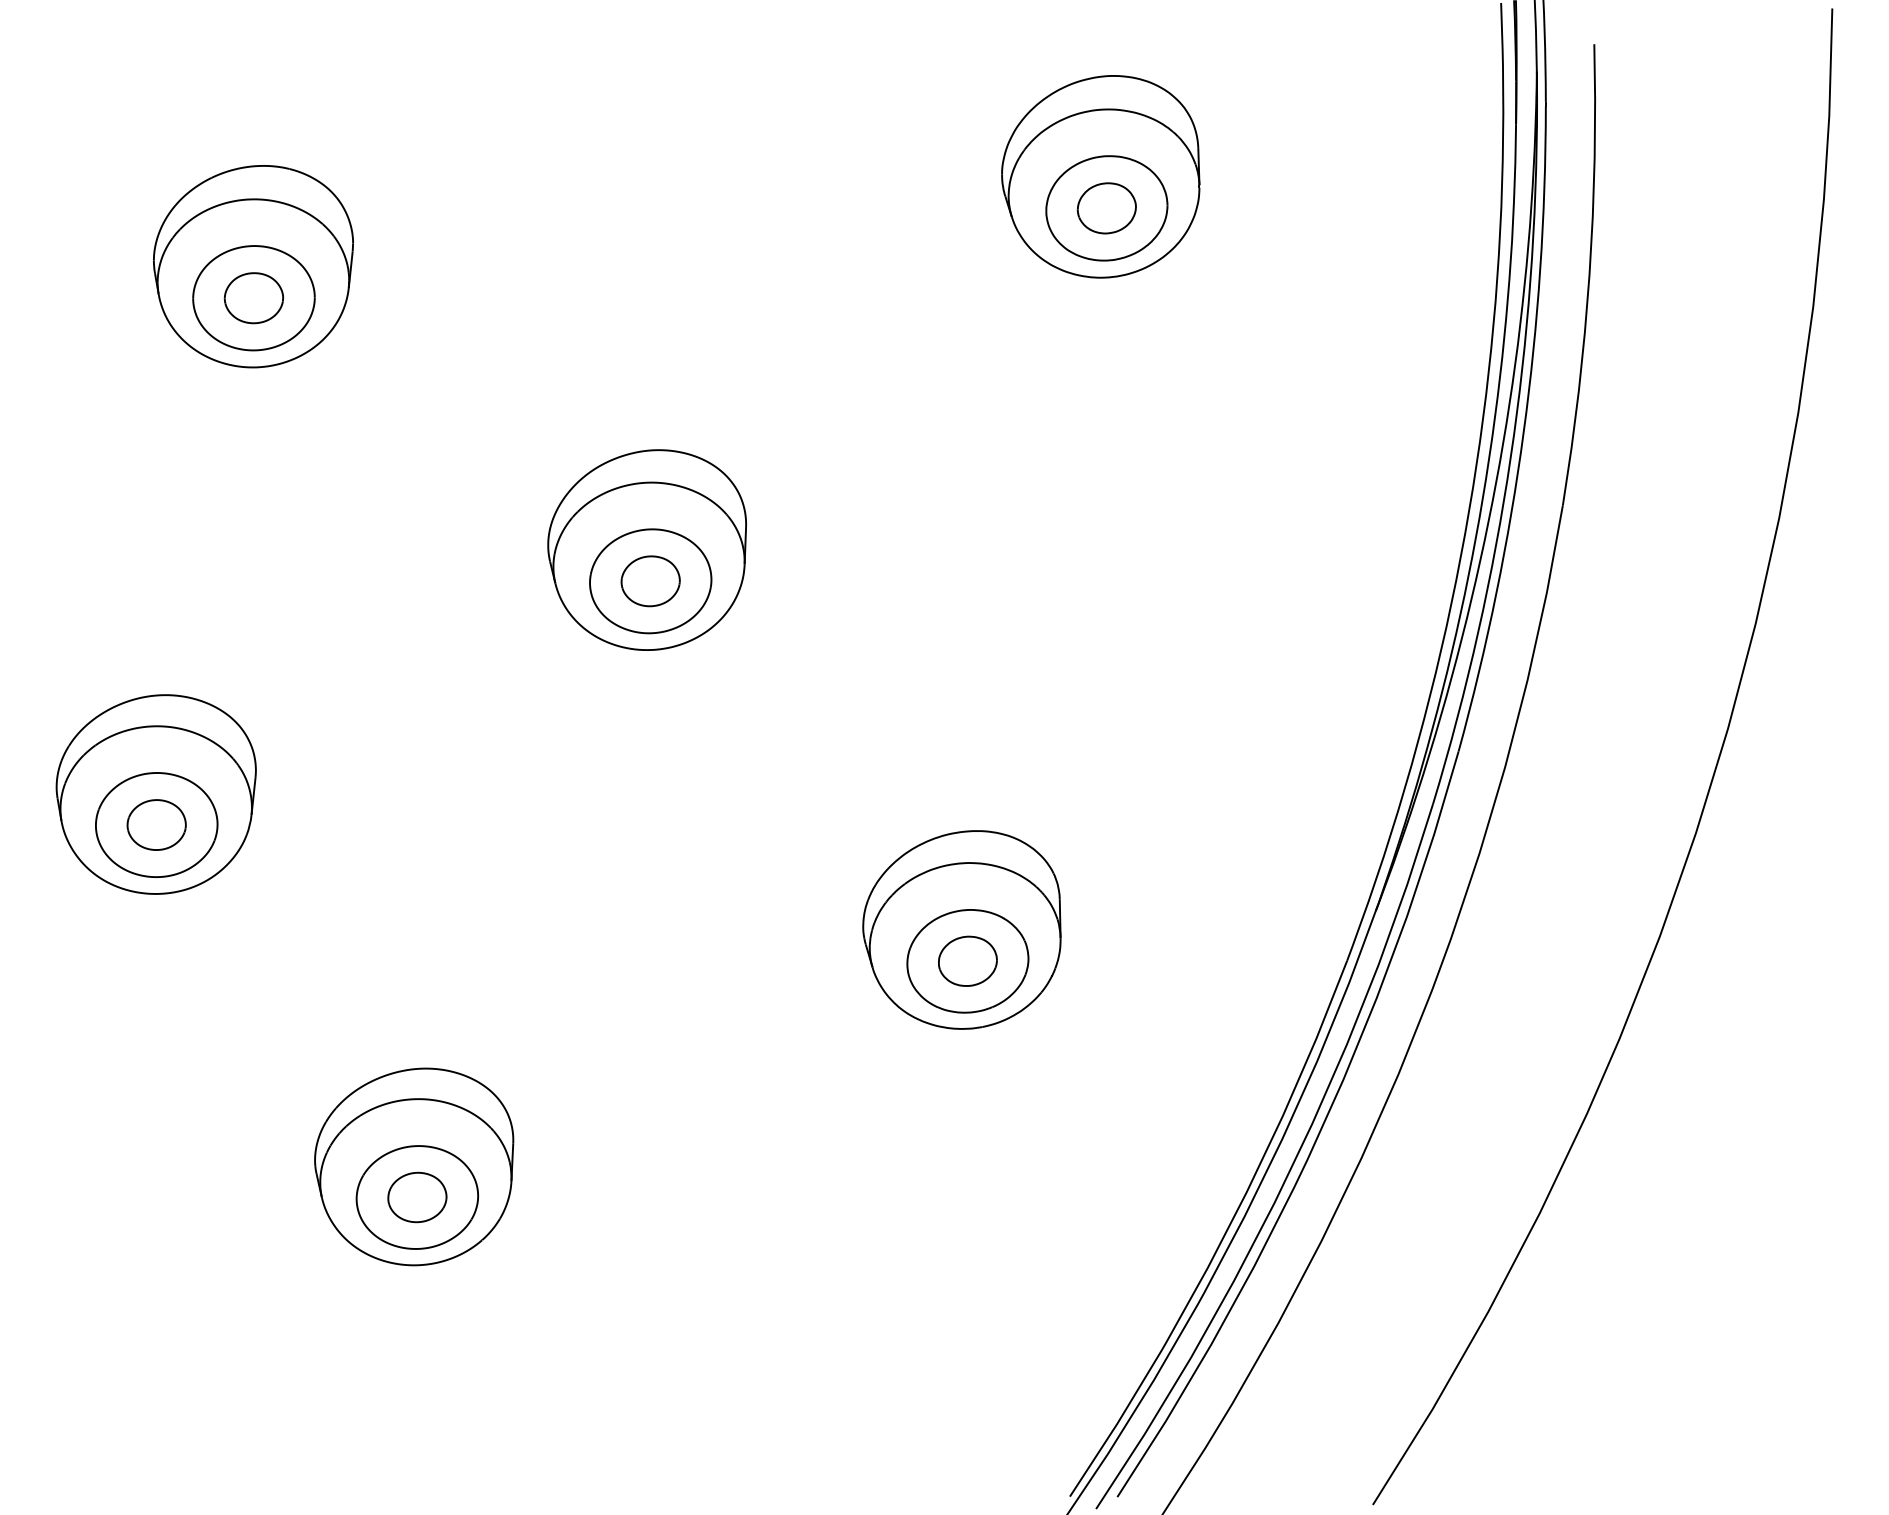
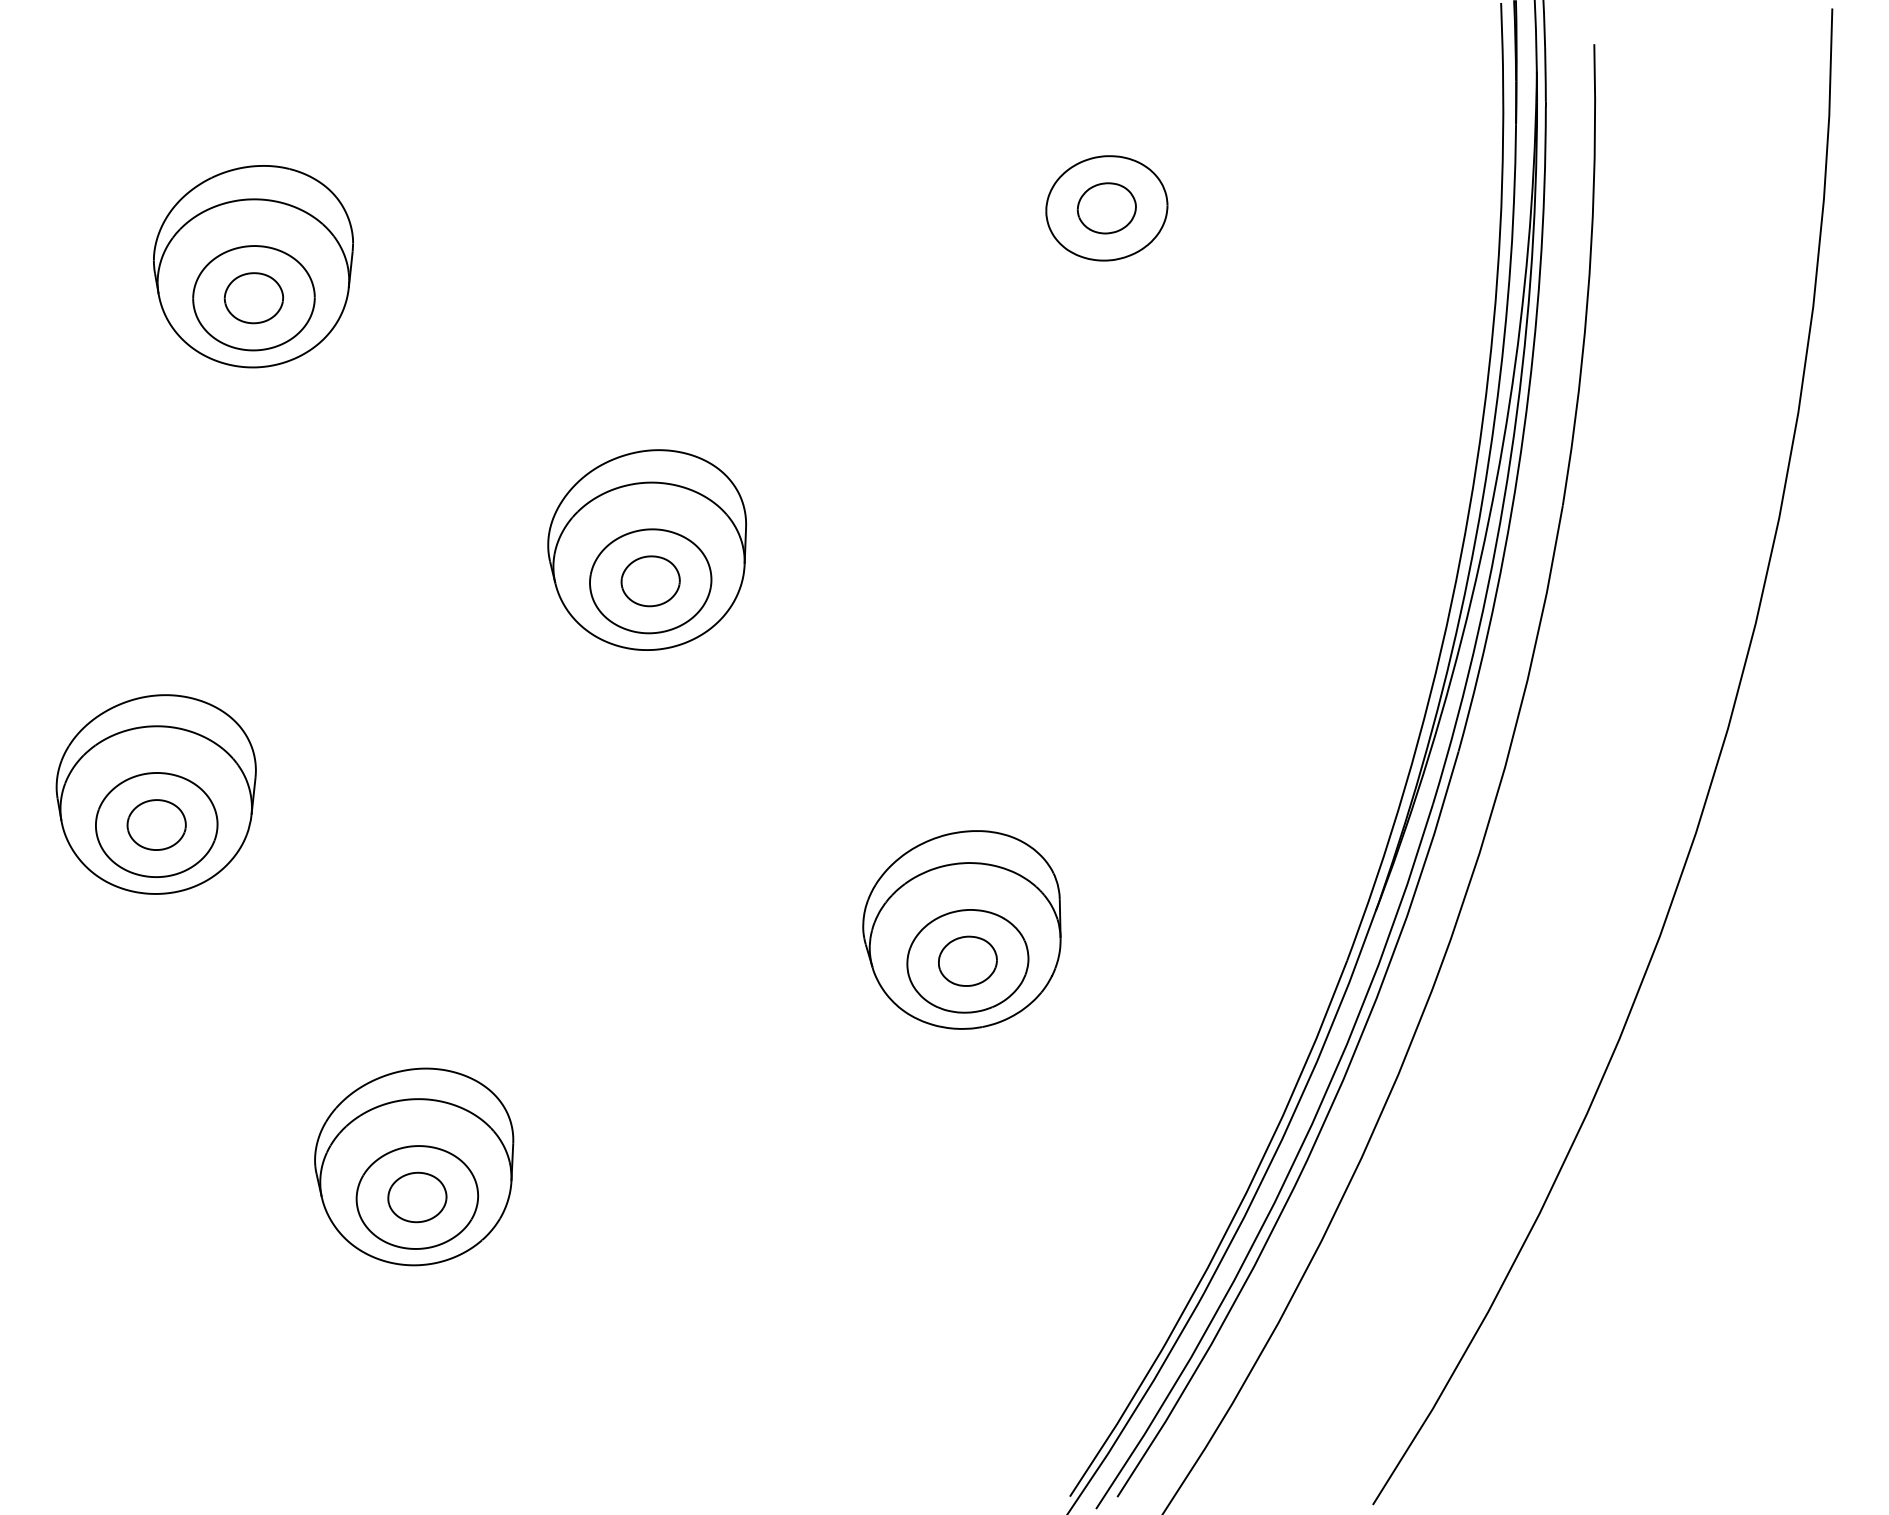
part: present -> none (1100, 176)
